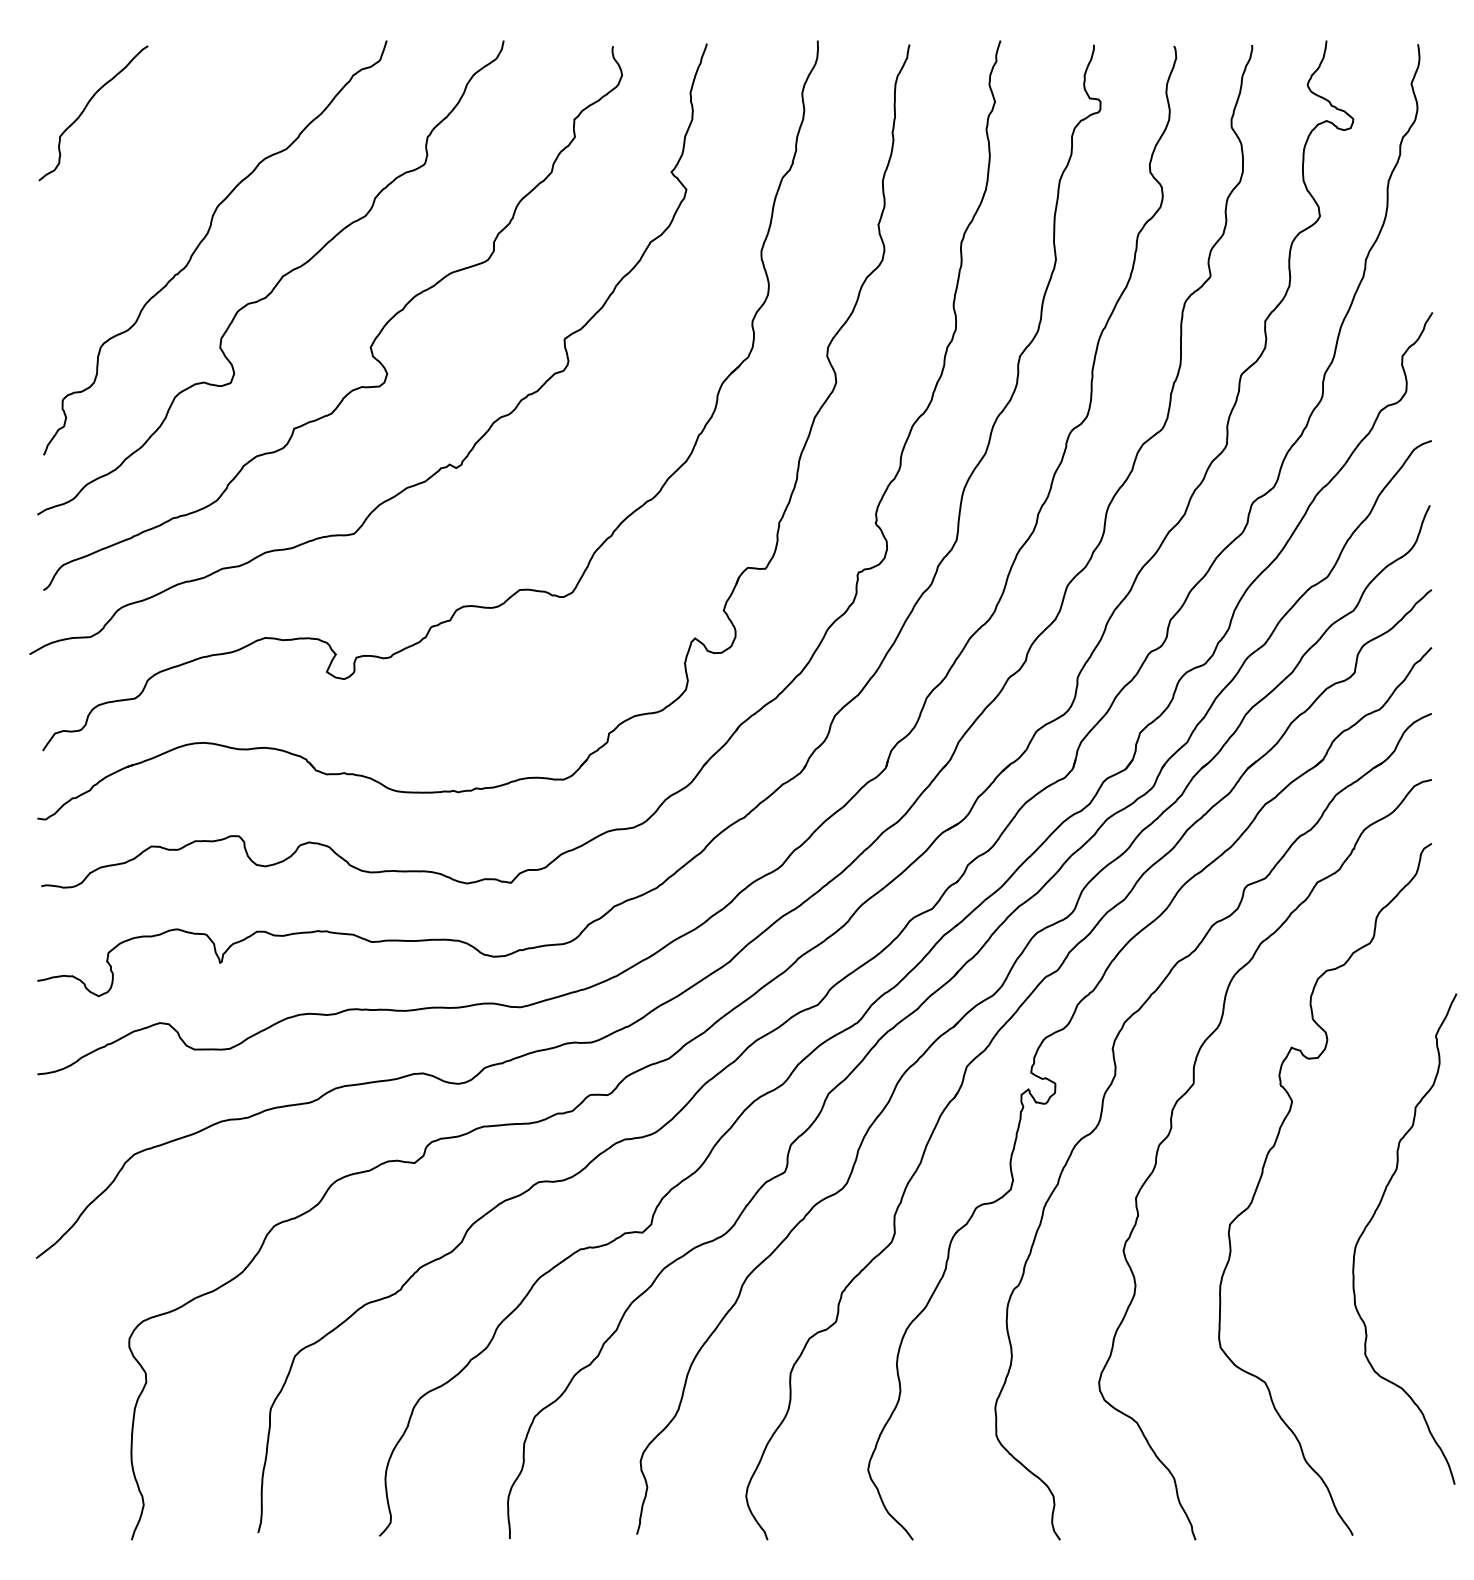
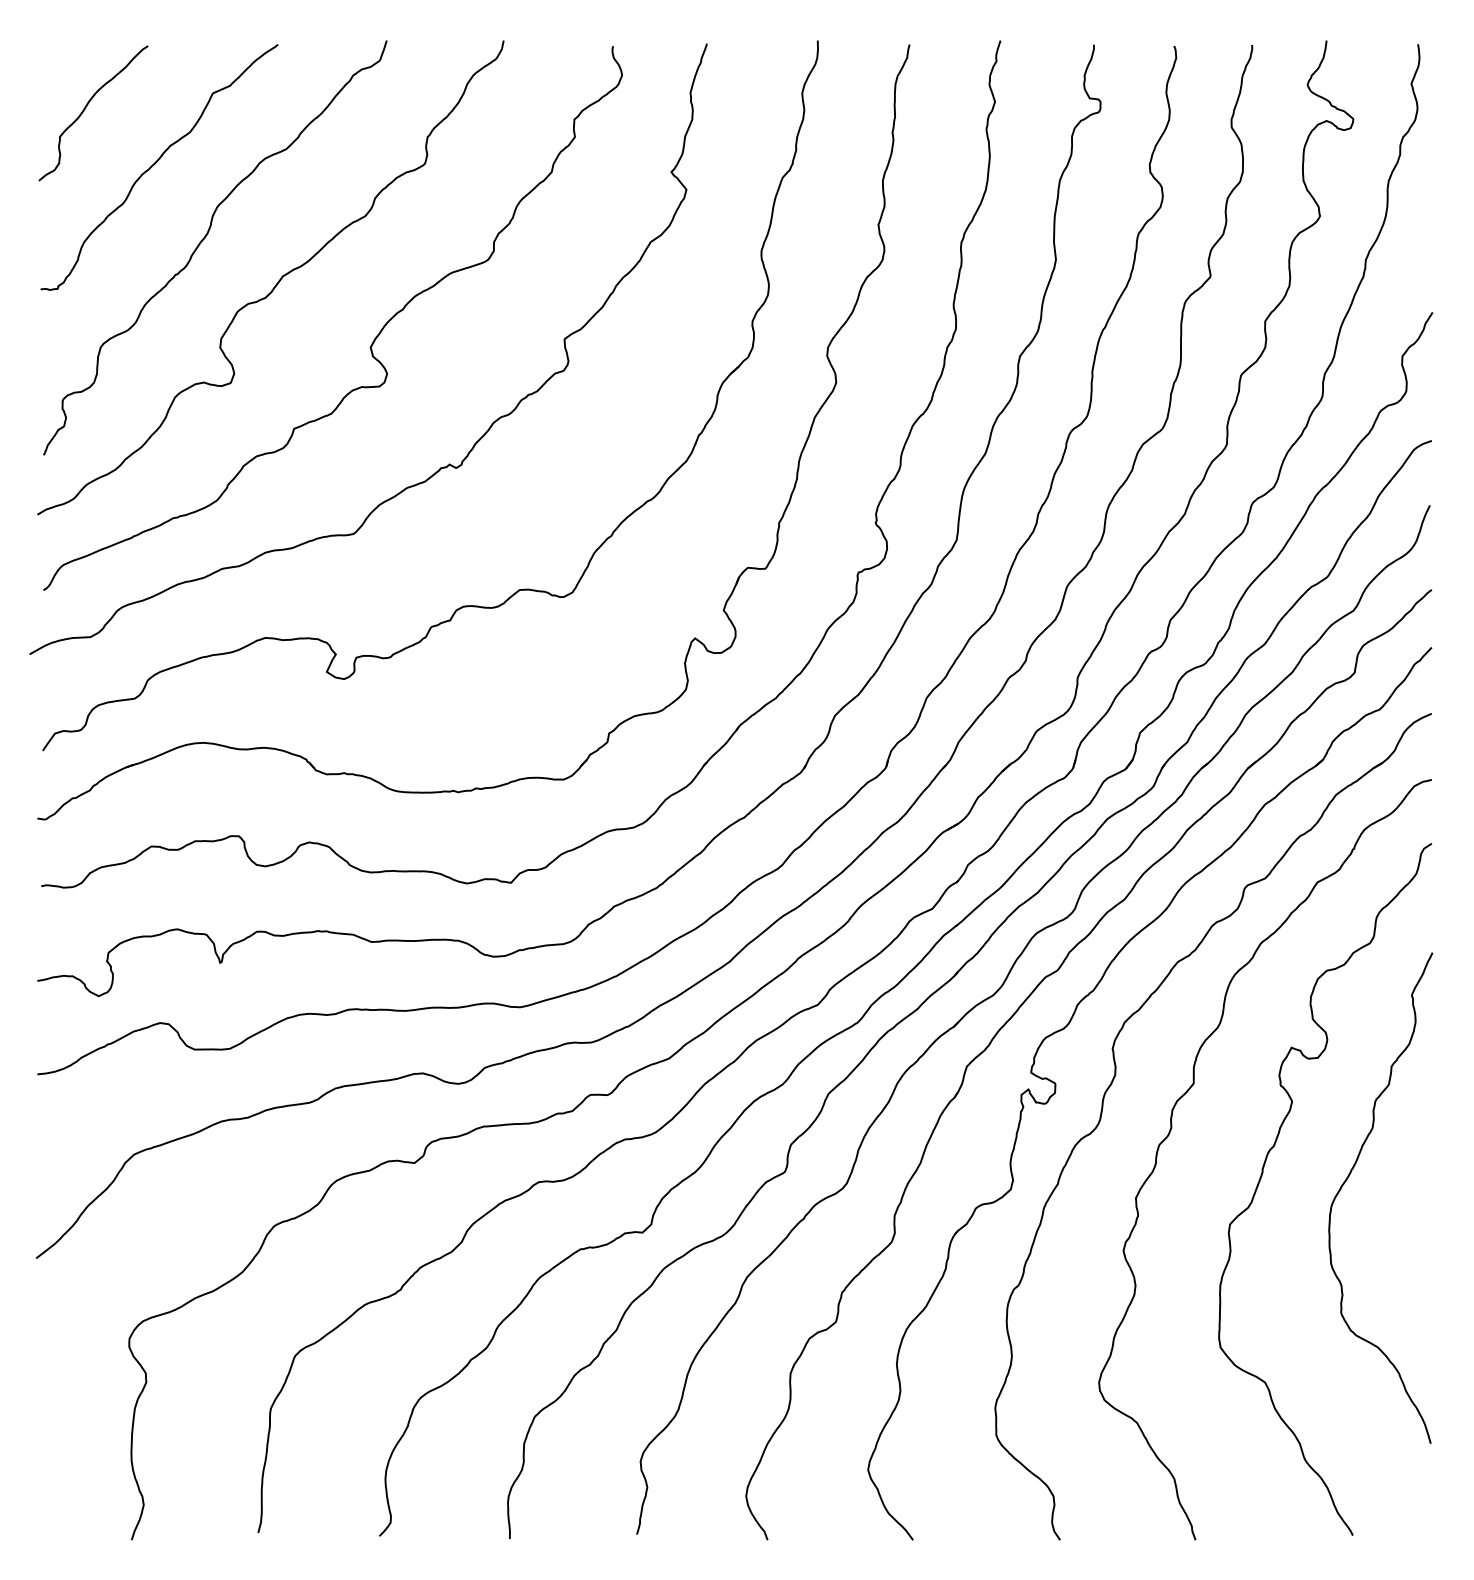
curve: none -> present (156, 163)
curve position: (1372, 1219) -> (1348, 1178) (1348, 1178)
